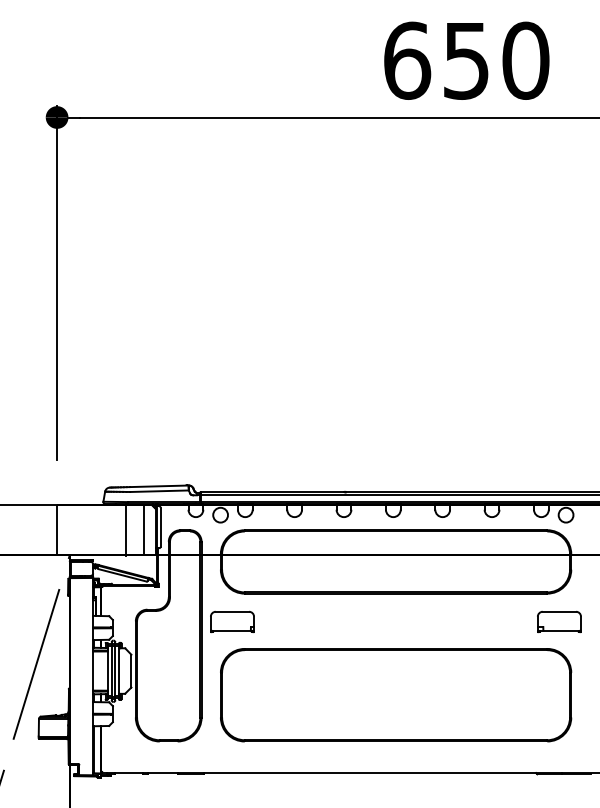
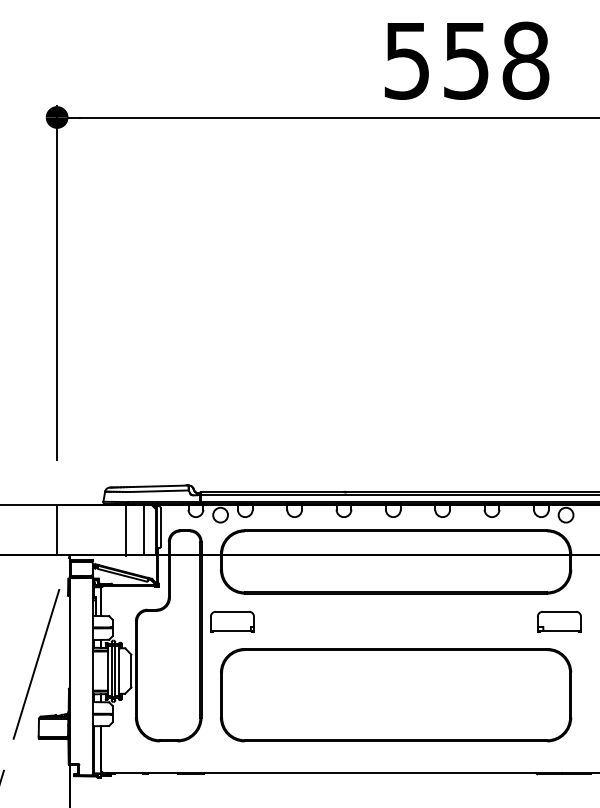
text: 650 -> 558 (466, 60)
